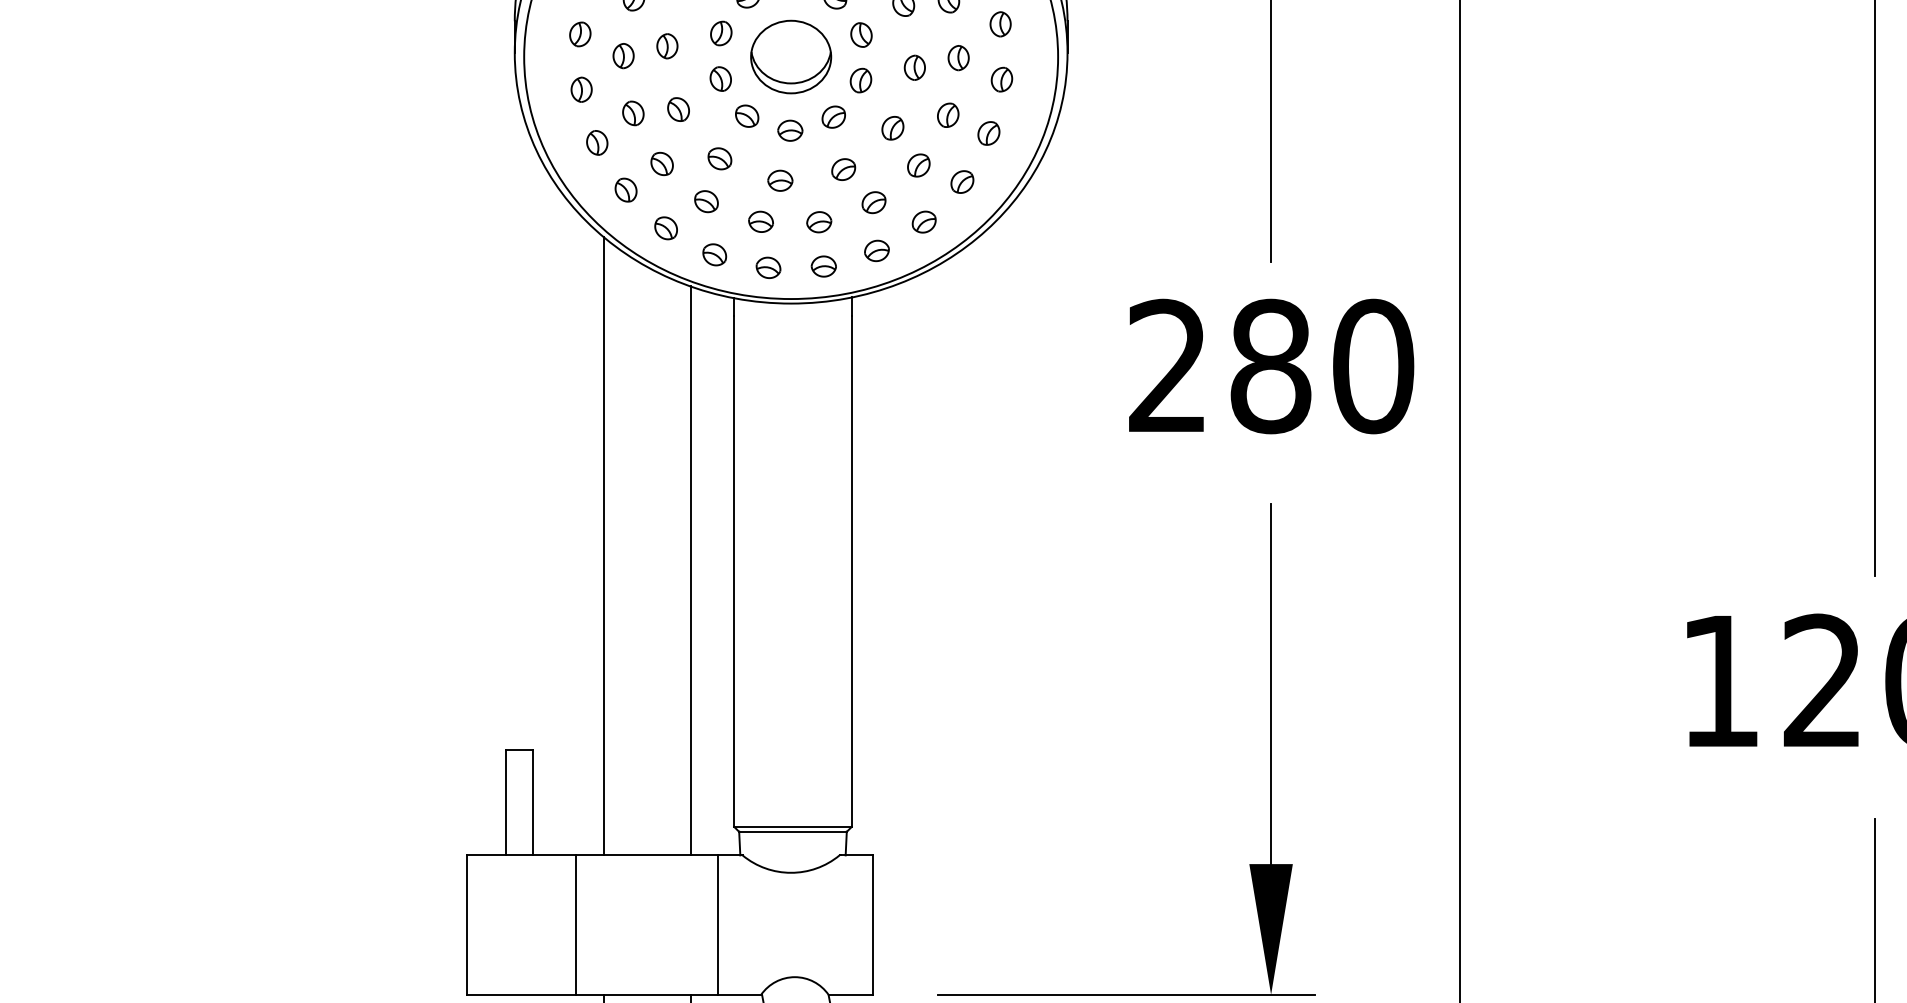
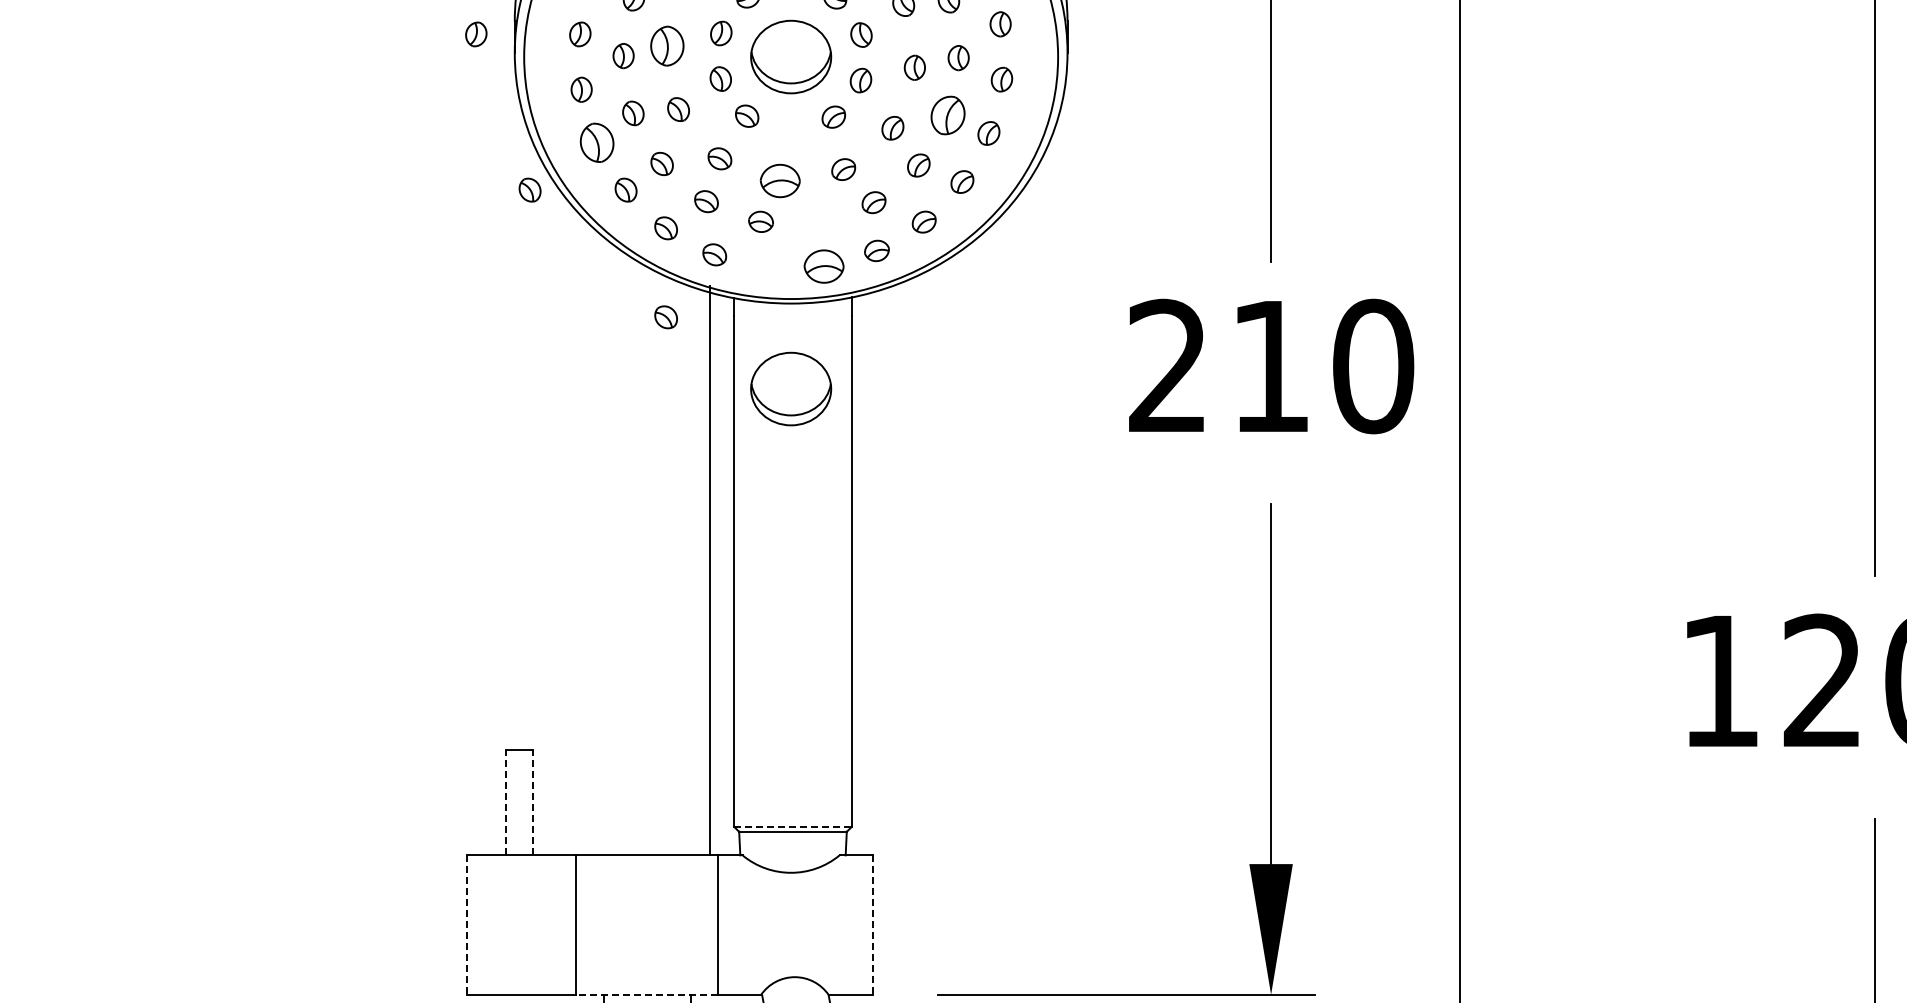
part: none -> present (476, 34)
part size: 23x27 px -> 35x42 px (667, 45)
part size: 23x26 px -> 36x41 px (947, 115)
part: present -> none (790, 130)
part size: 23x26 px -> 36x41 px (596, 142)
part size: 27x23 px -> 42x36 px (779, 180)
part: none -> present (529, 189)
part: present -> none (819, 222)
part size: 27x23 px -> 42x35 px (823, 266)
part: present -> none (768, 267)
part: none -> present (665, 317)
text: 280 -> 210 (1270, 366)
part: none -> present (791, 388)
line: present -> none (603, 546)
line position: (690, 570) -> (709, 570) (709, 570)
line: solid -> dashed (505, 802)
line: solid -> dashed (533, 802)
line: solid -> dashed (793, 826)
line: solid -> dashed (467, 925)
line: solid -> dashed (872, 925)
line: solid -> dashed (647, 994)
